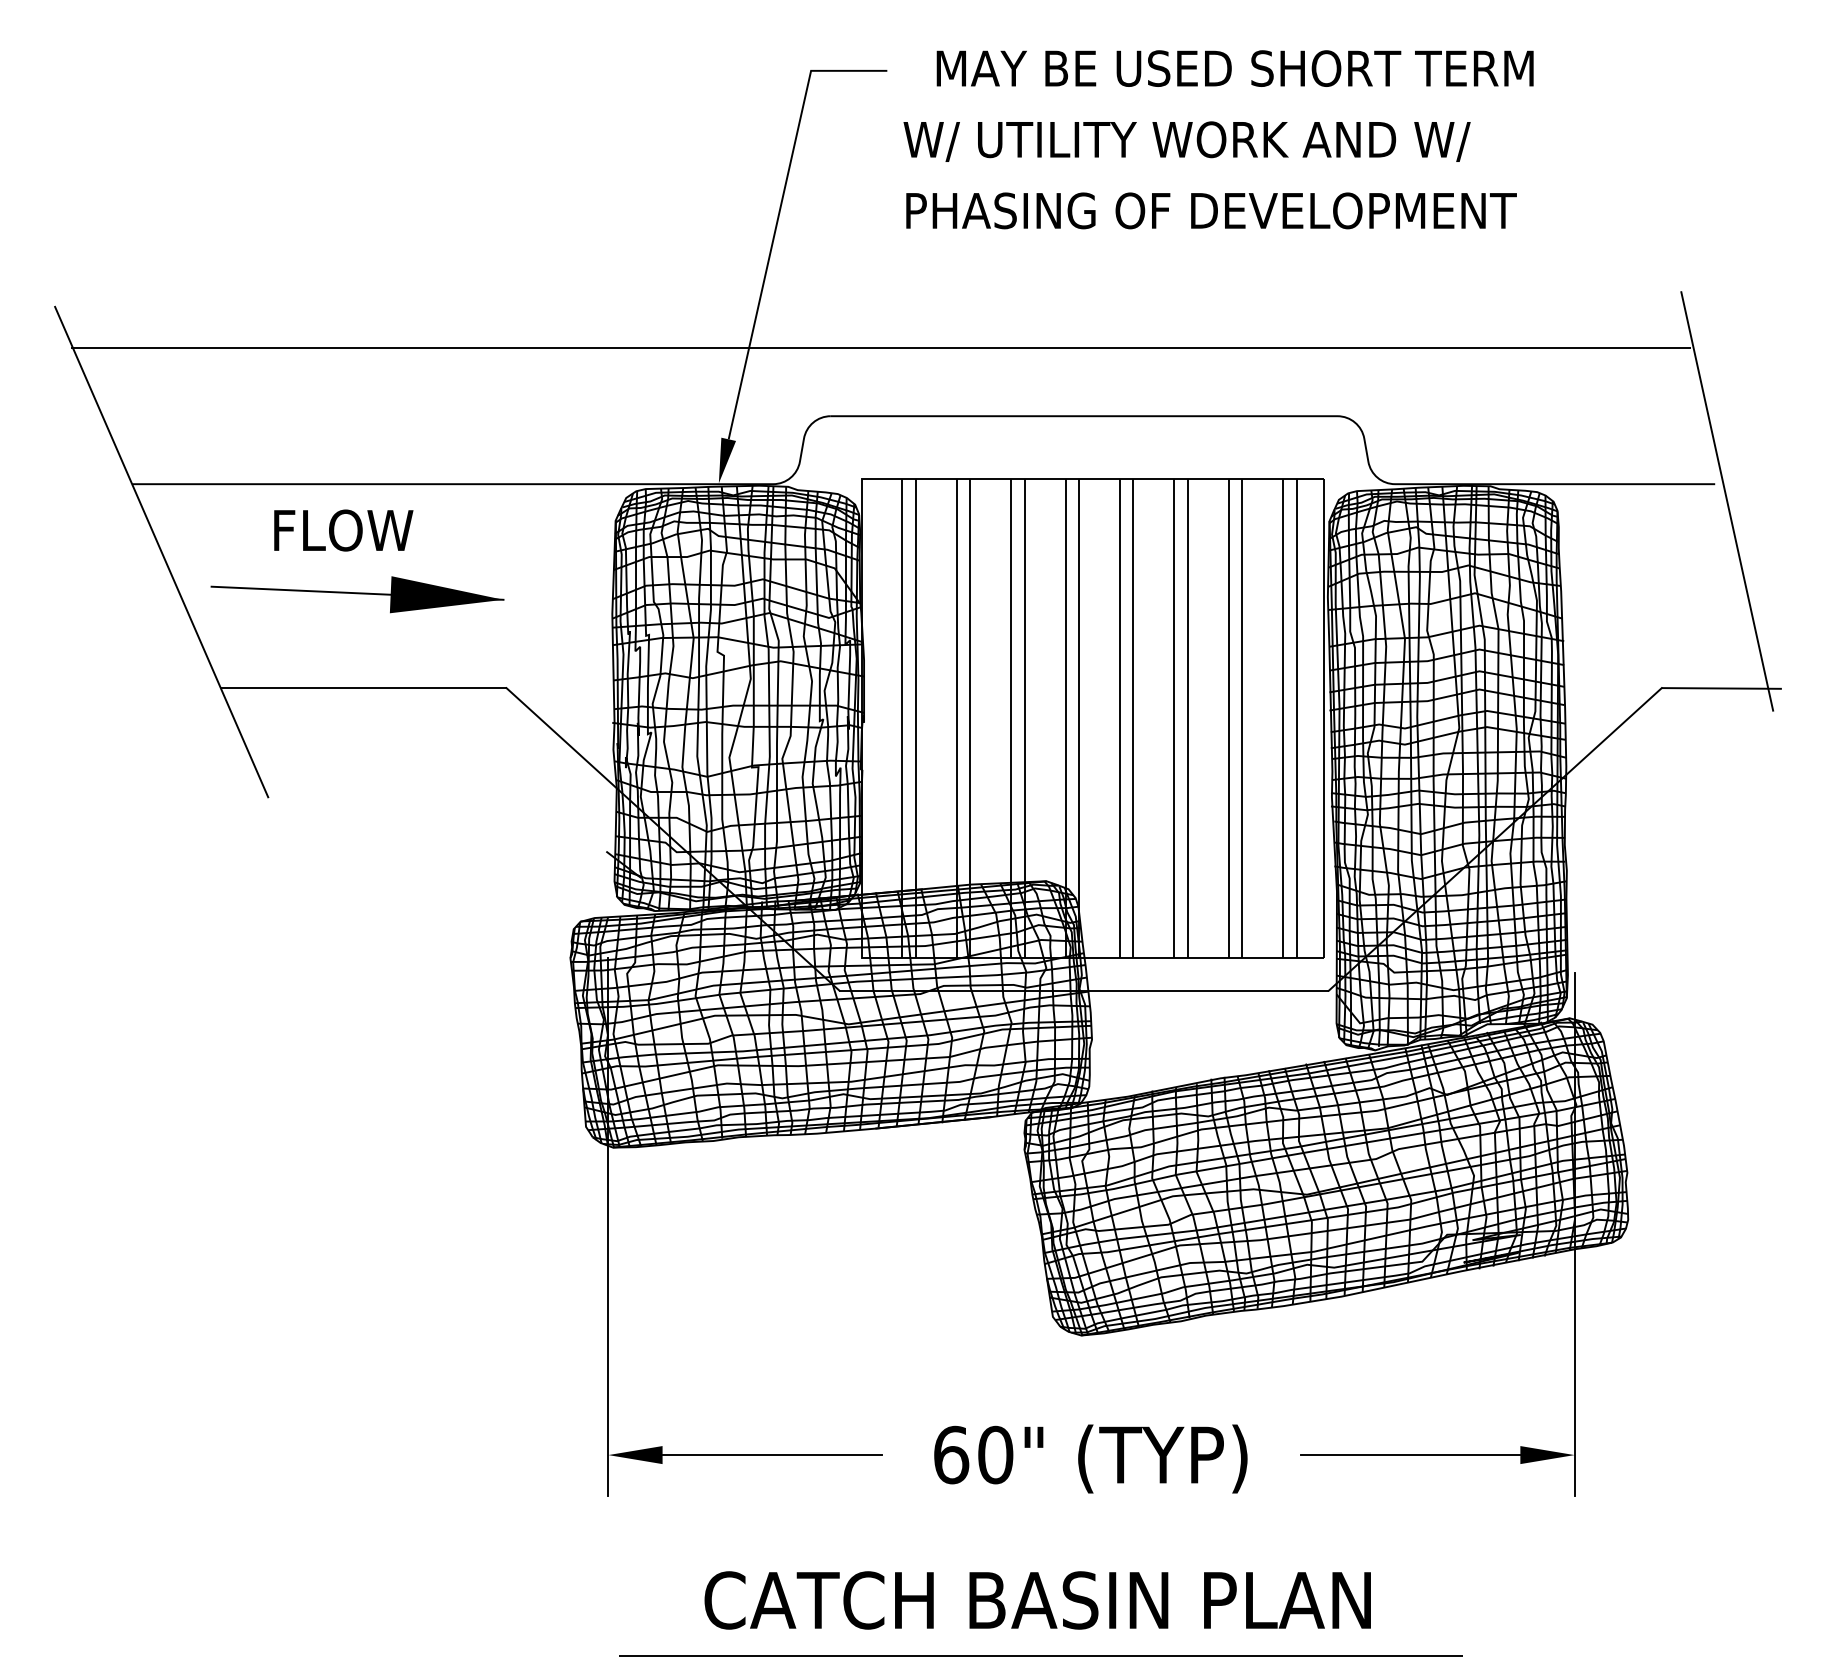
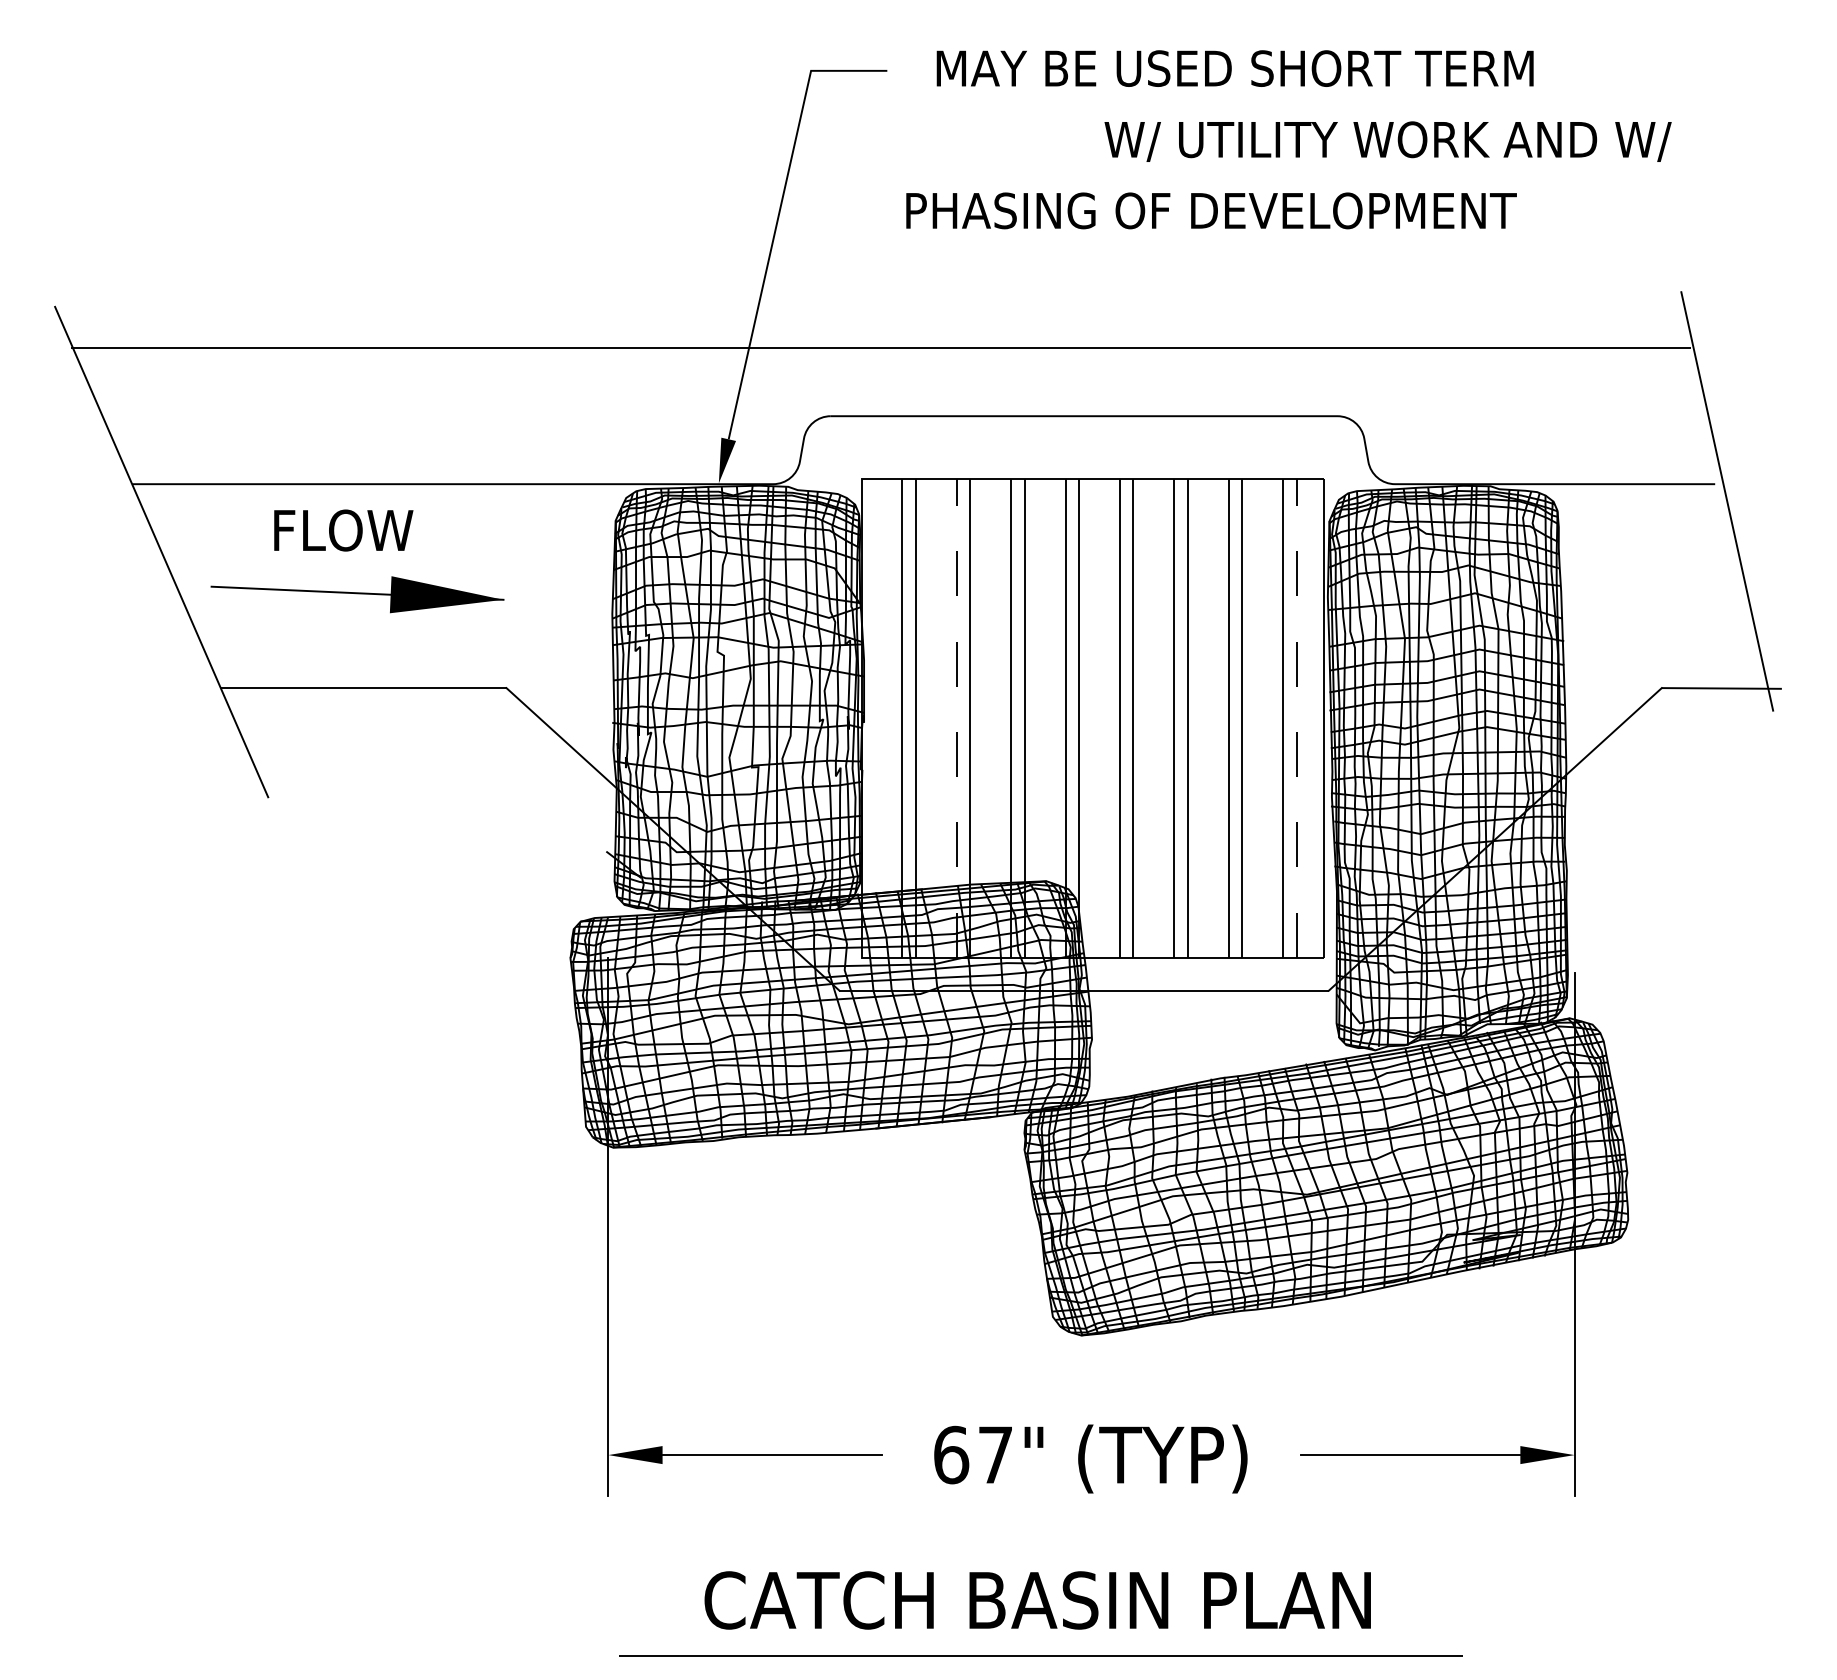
text position: (1186, 141) -> (1387, 141) (1387, 141)
line: solid -> dashed (956, 718)
line: solid -> dashed (1296, 718)
text: 60" -> 67" (995, 1454)
